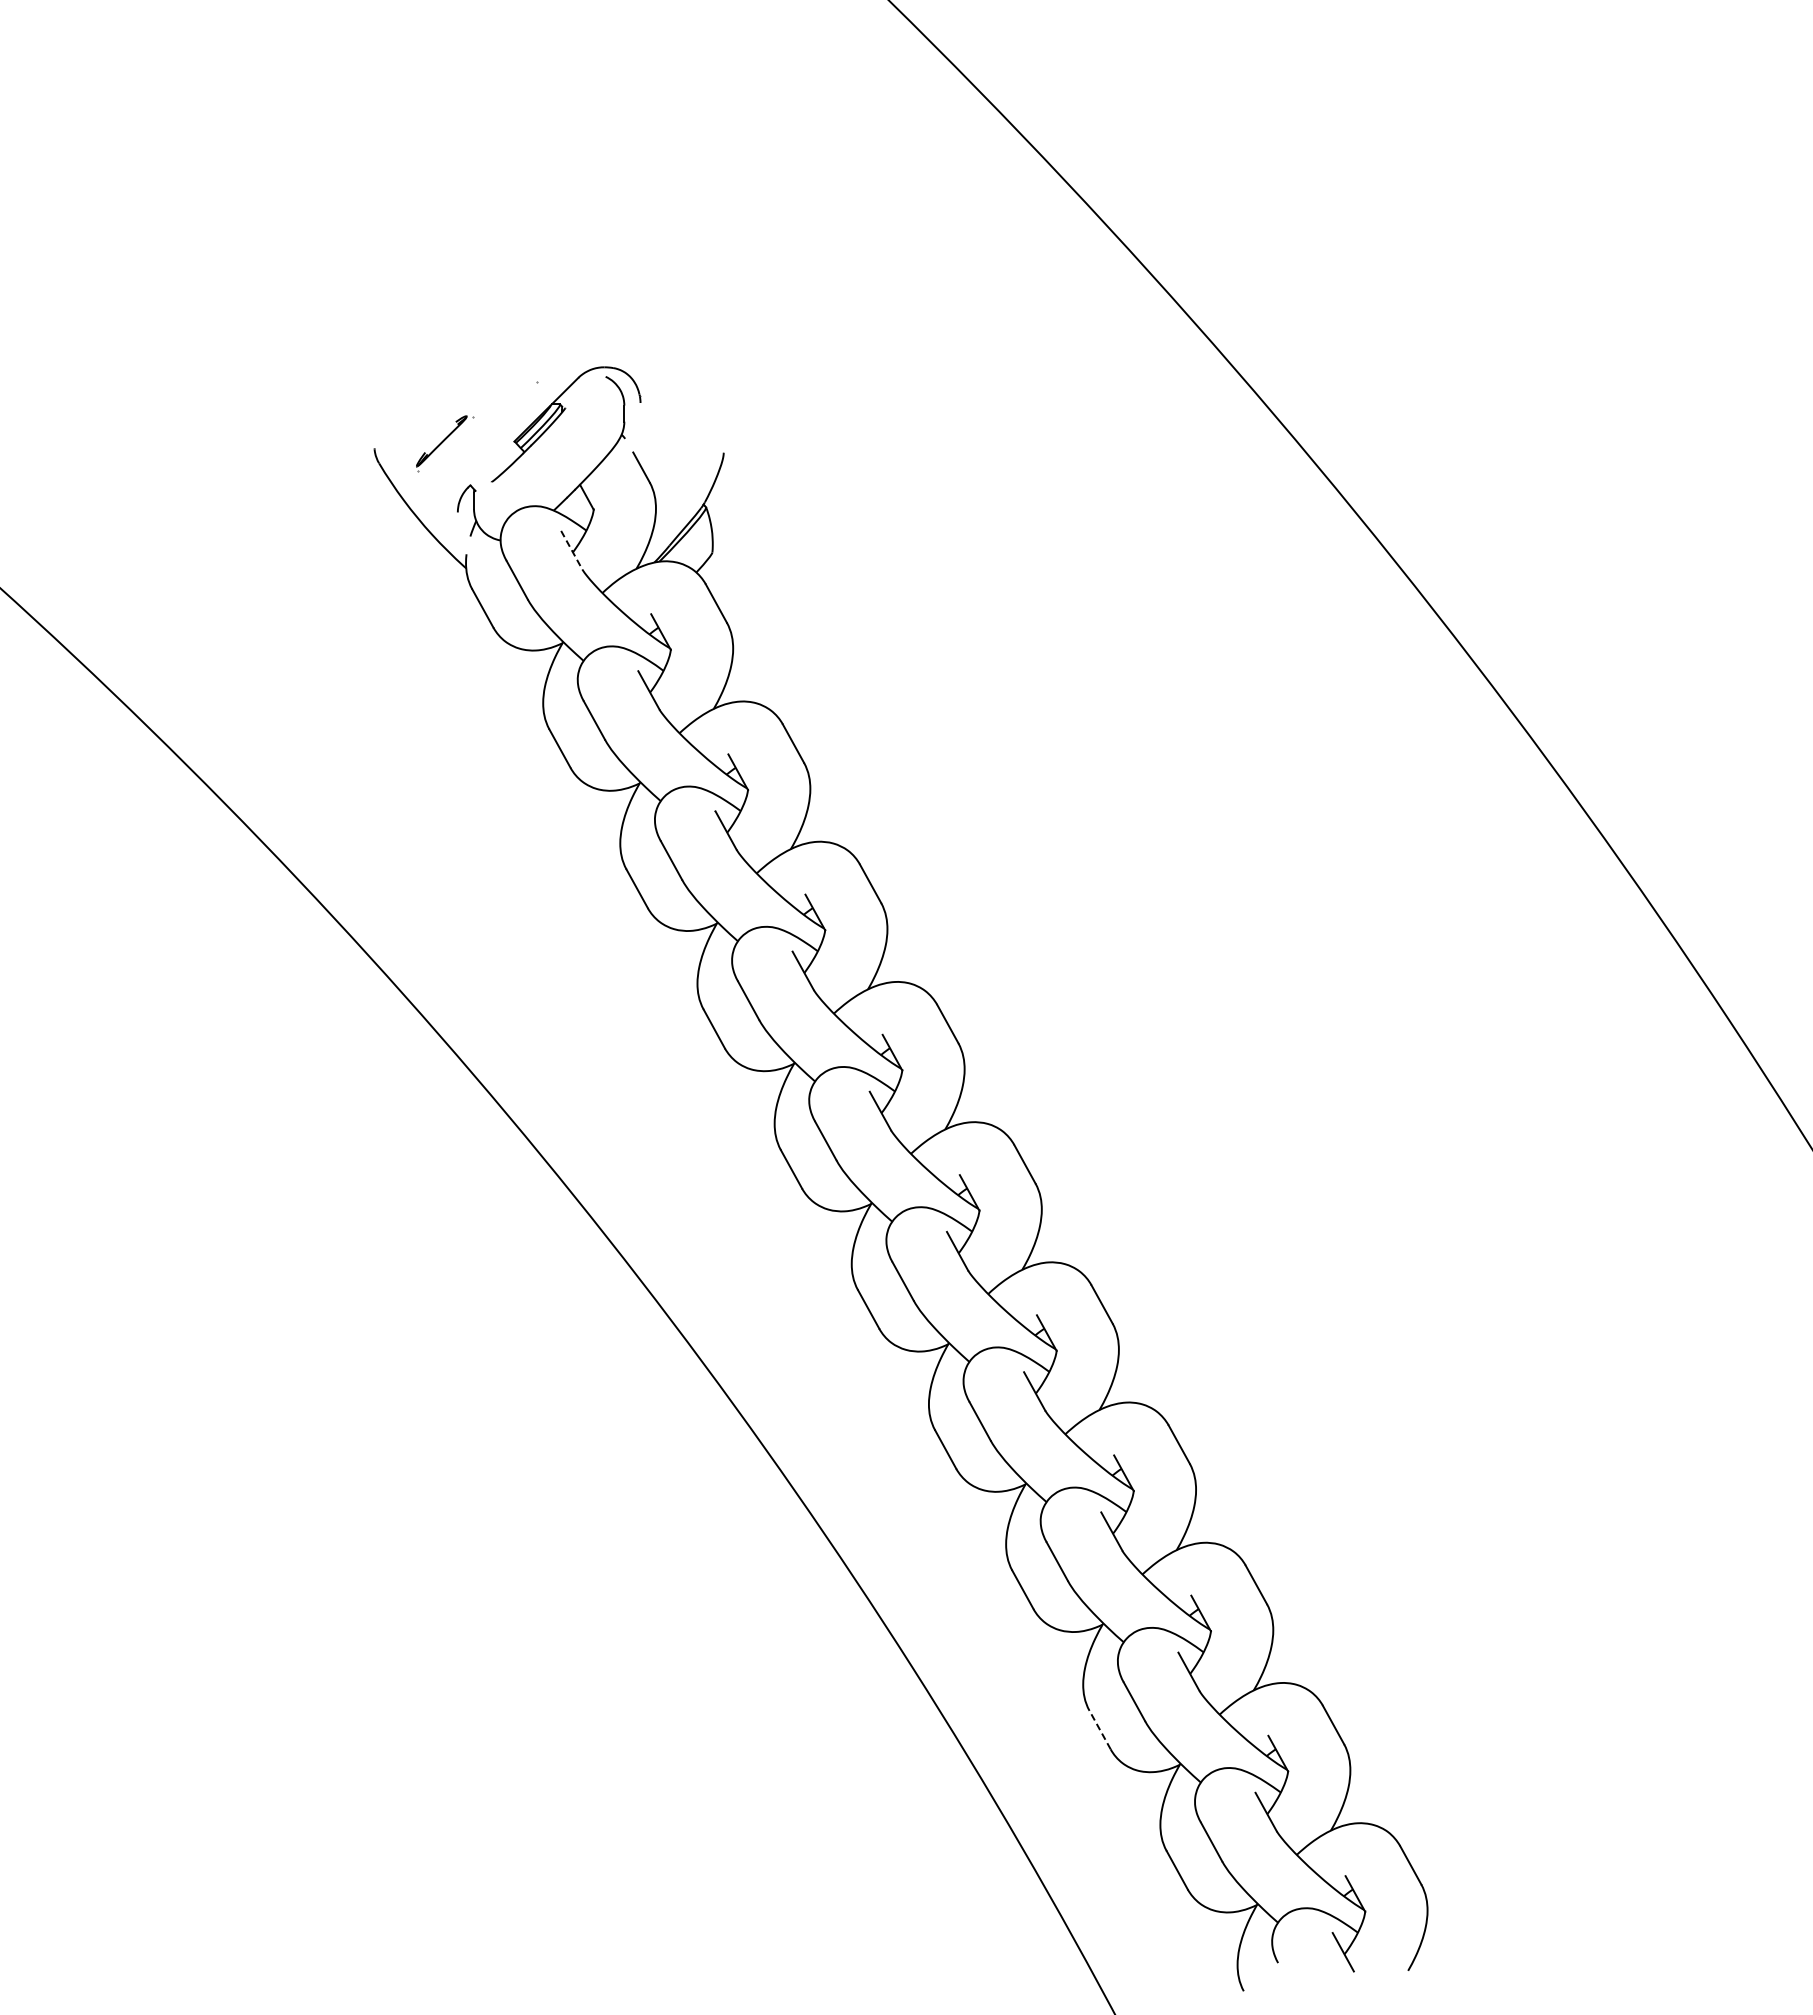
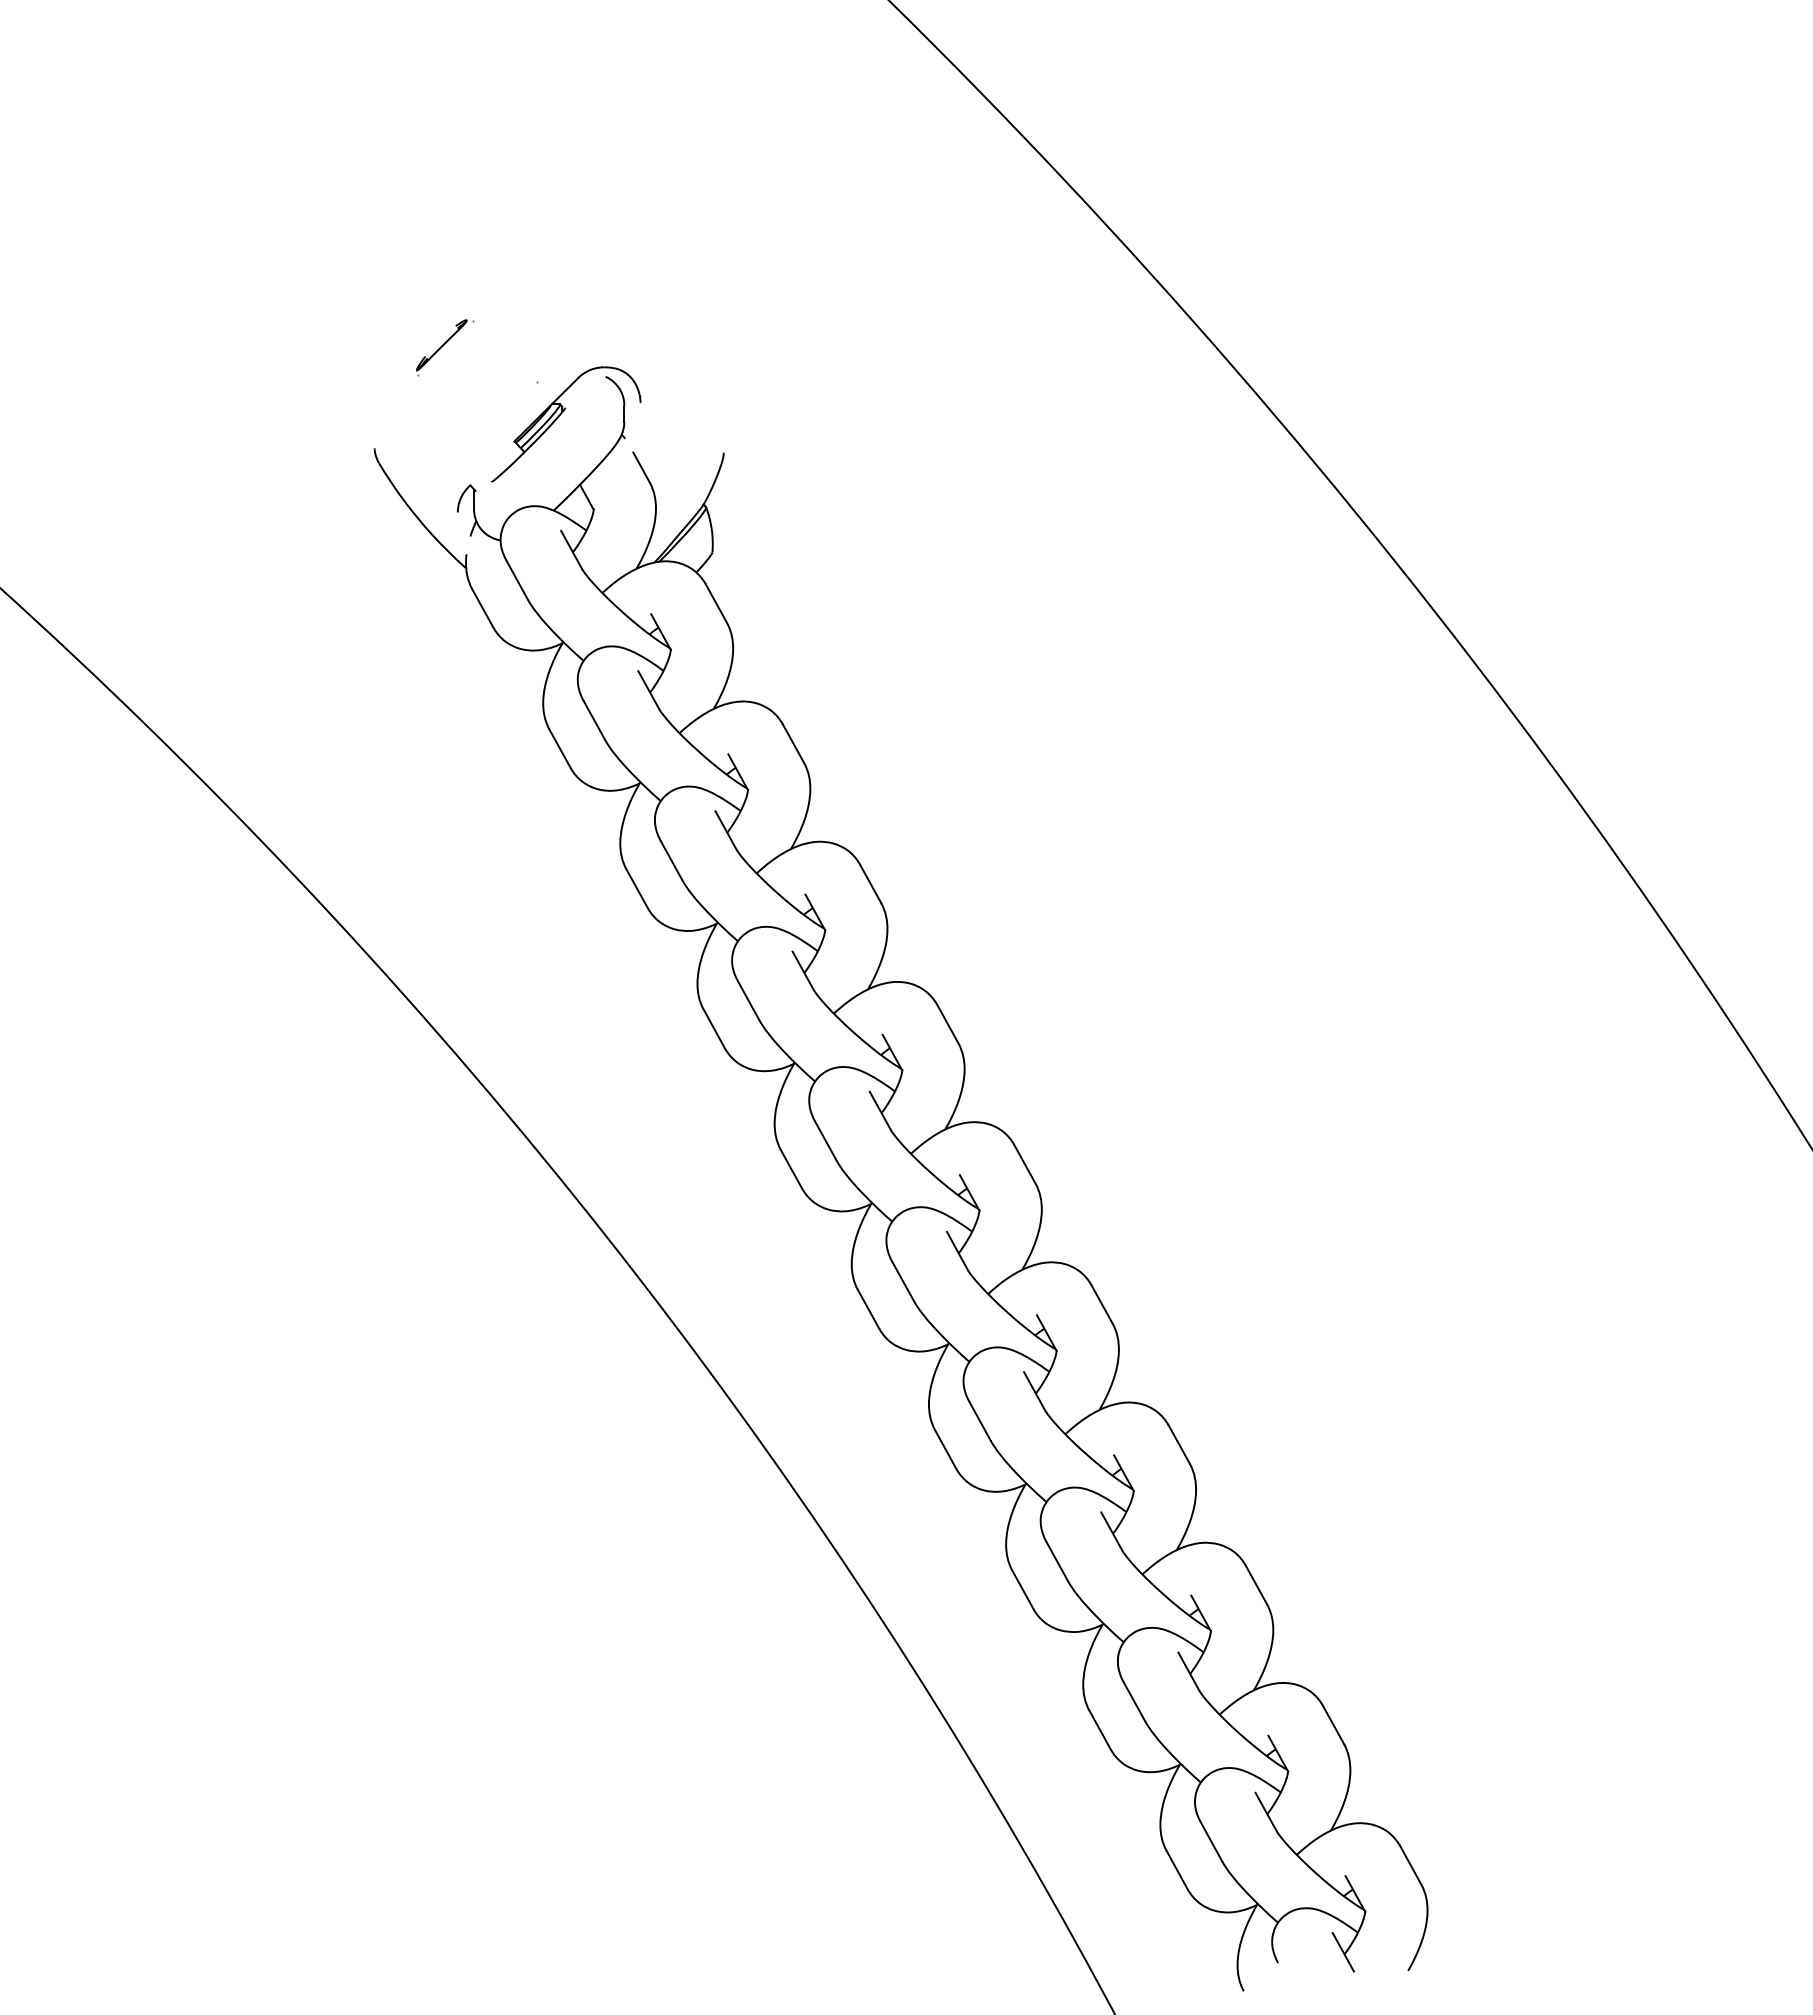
part position: (445, 443) -> (445, 347) (445, 347)
line: dashed -> solid (571, 550)
line: dashed -> solid (1100, 1730)
